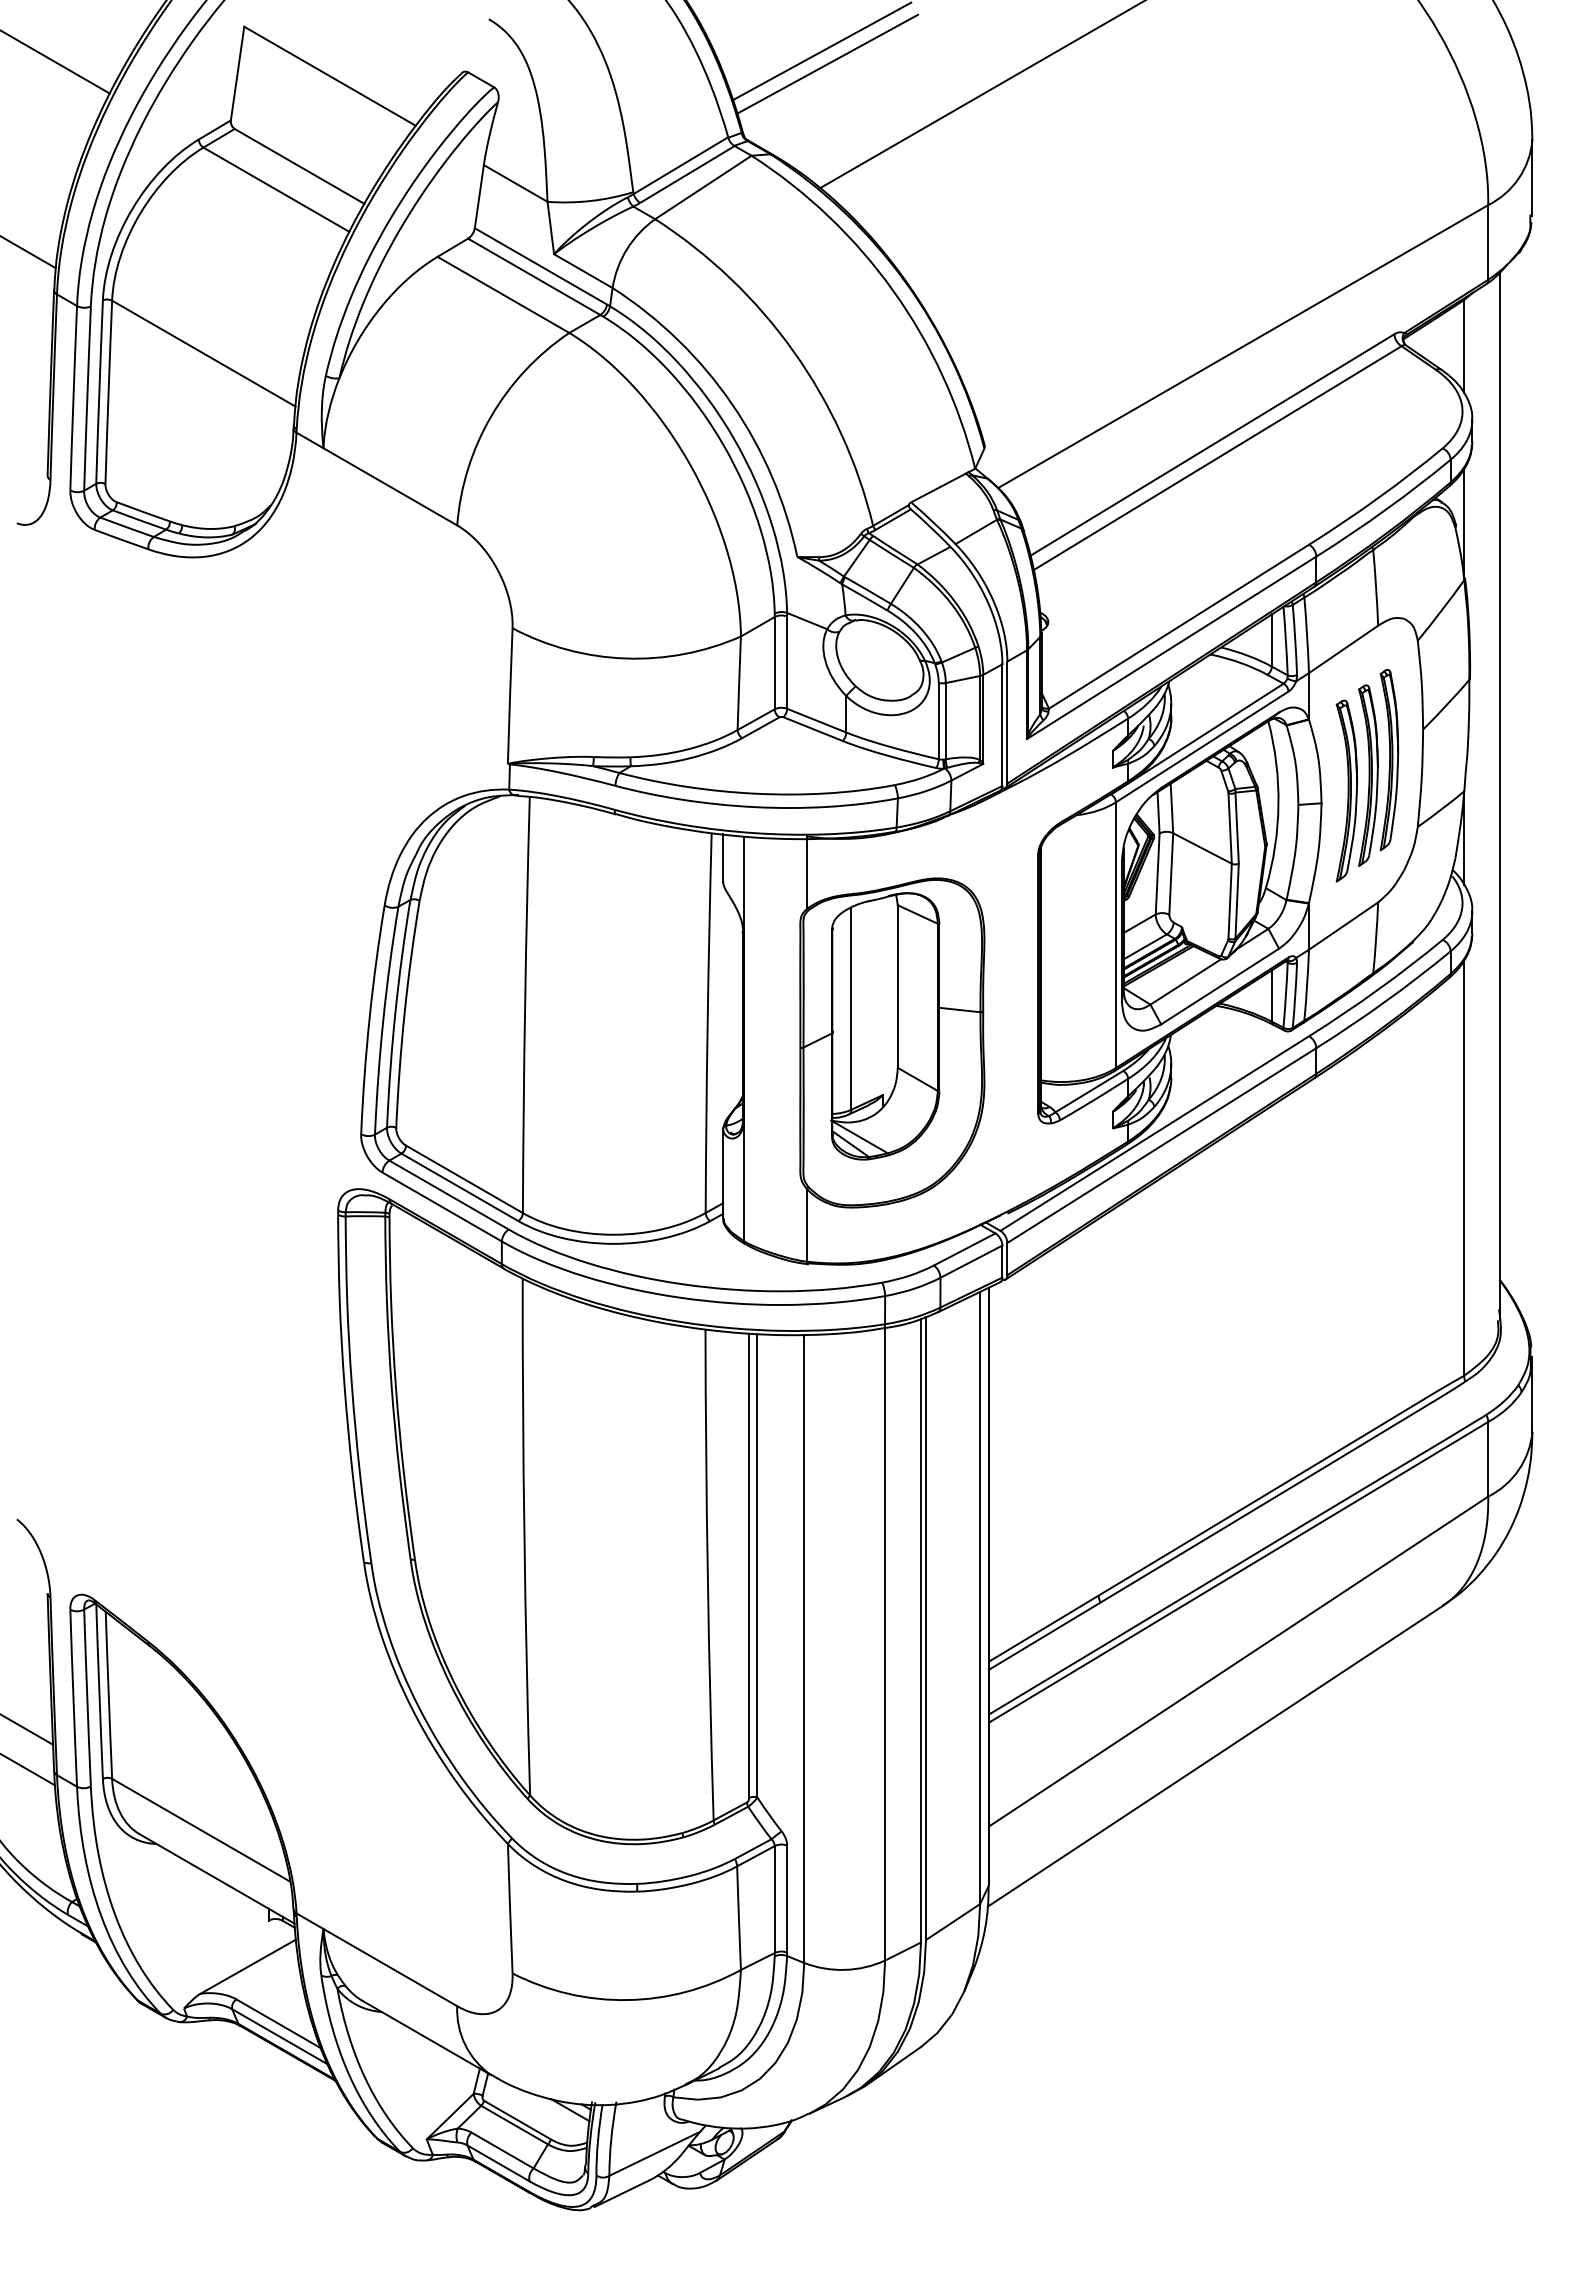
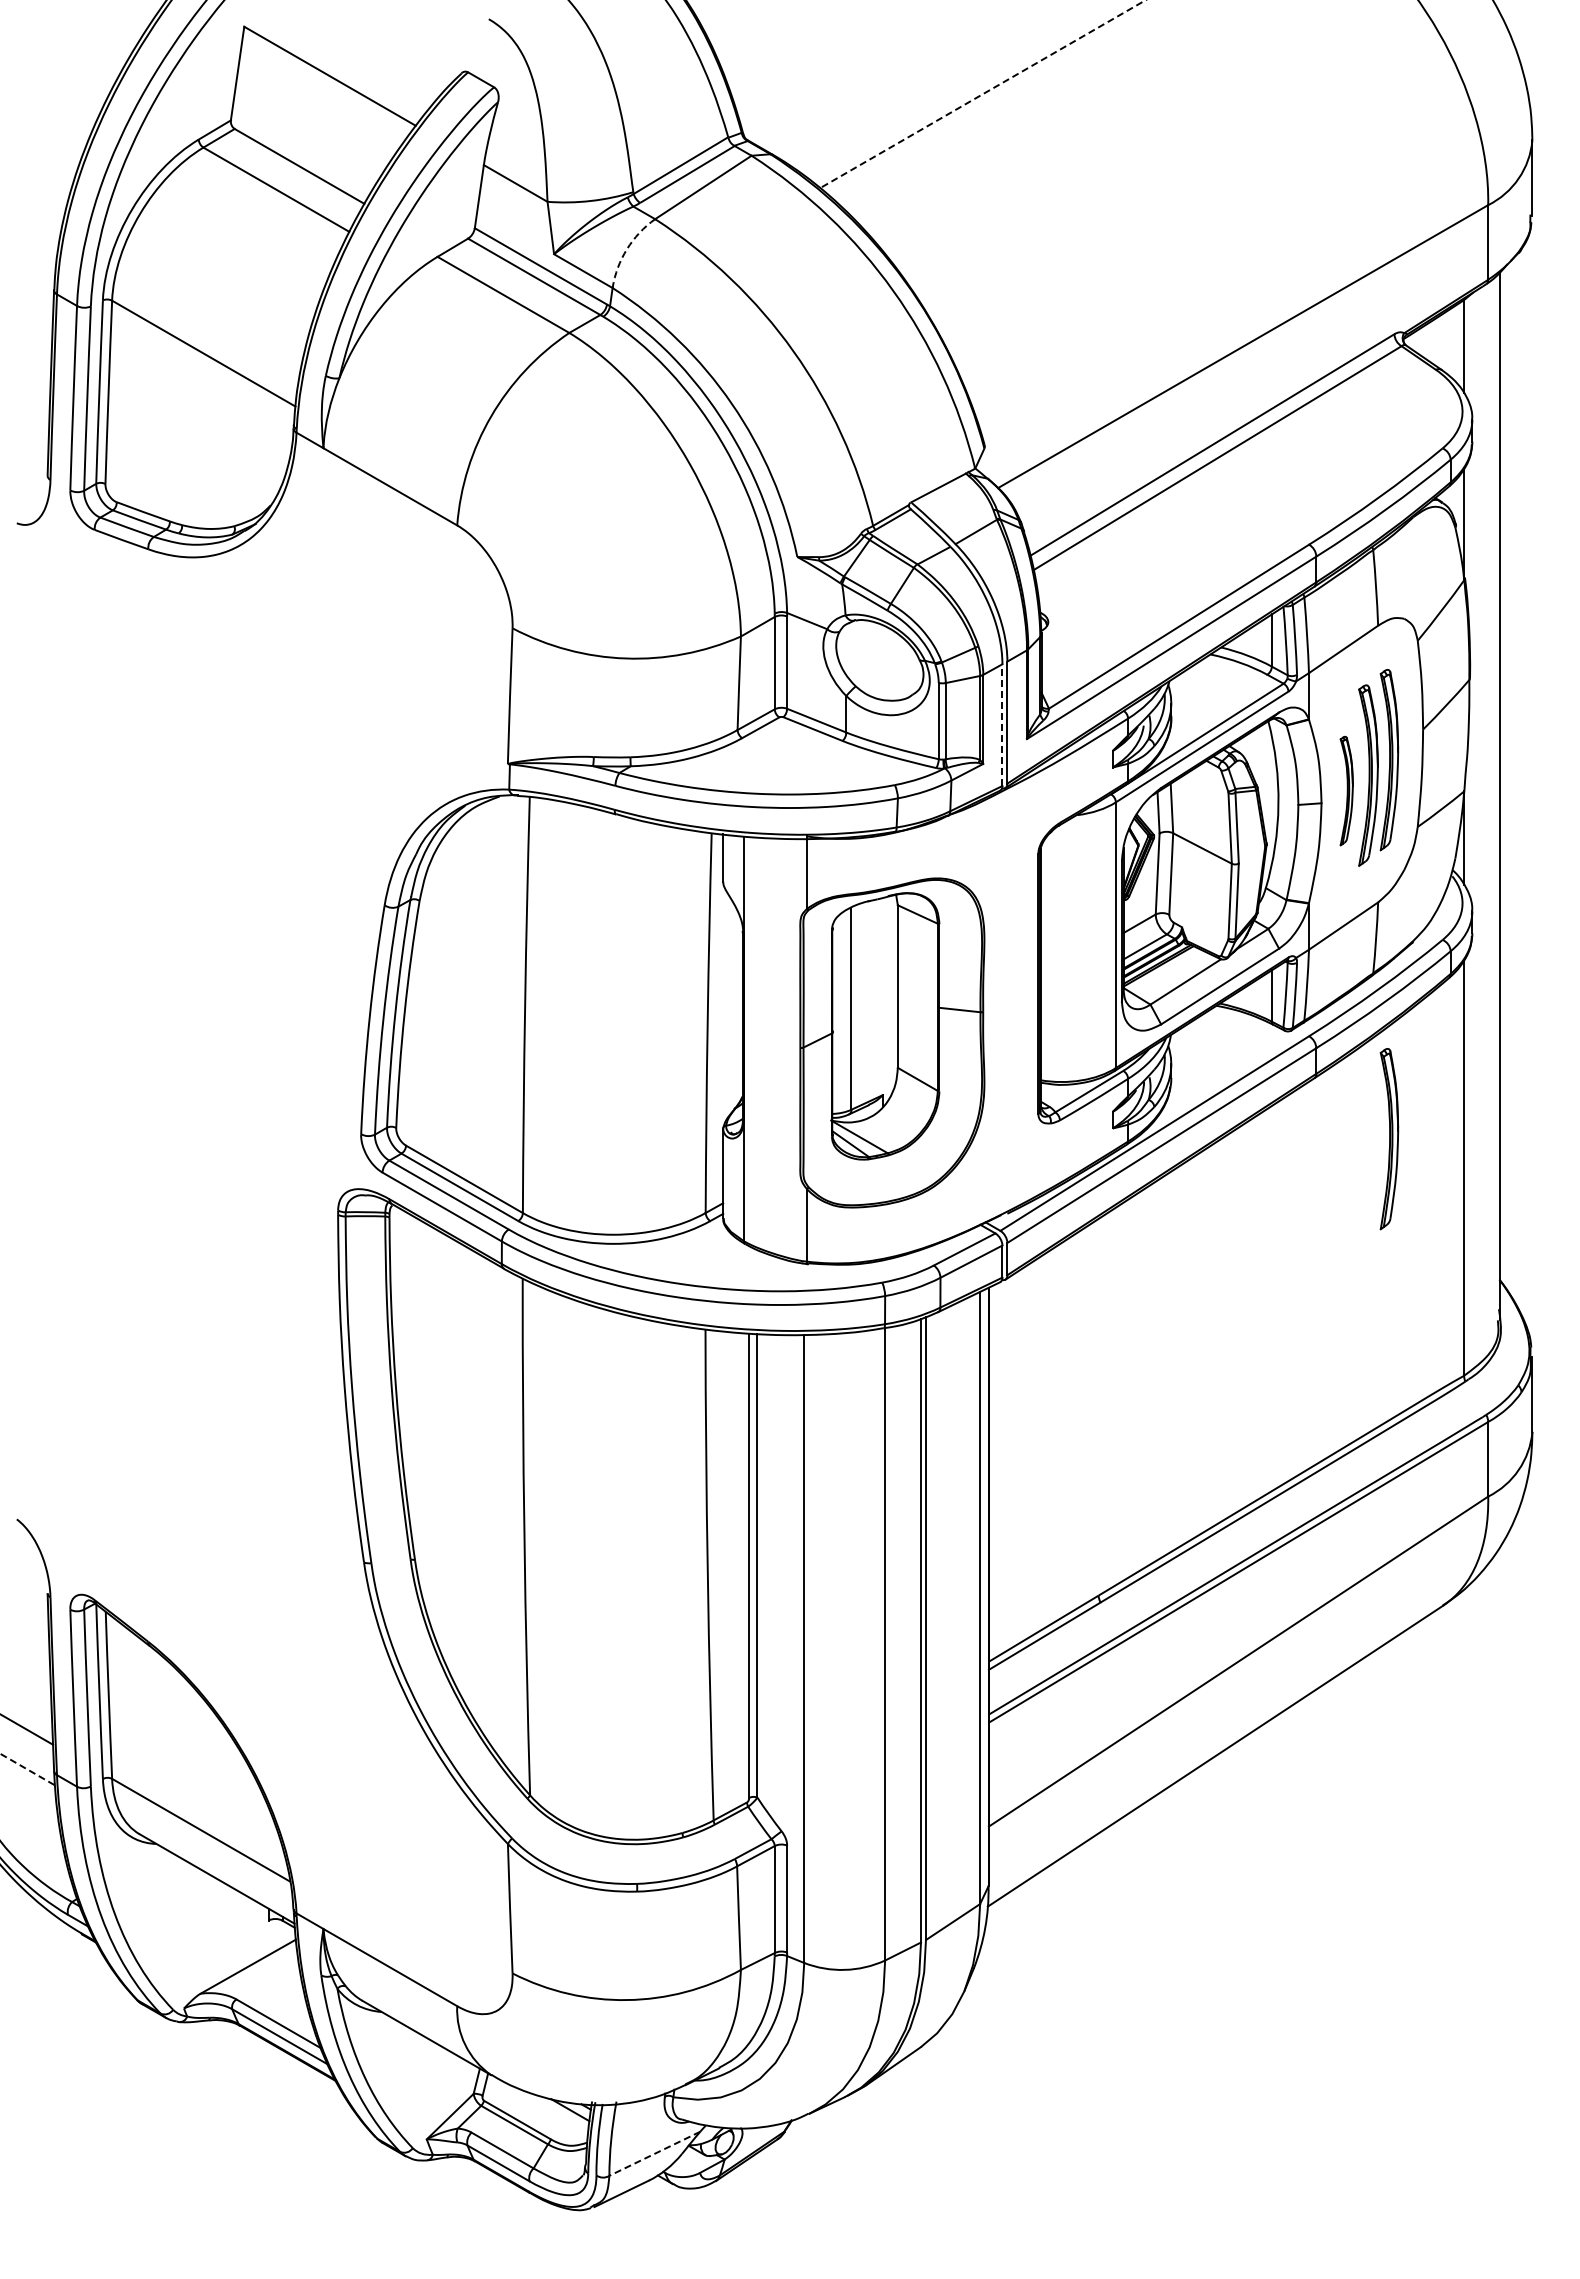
line: present -> none (822, 51)
line: present -> none (55, 62)
line: present -> none (827, 63)
line: solid -> dashed (982, 94)
arc: solid -> dashed (626, 249)
line: present -> none (28, 252)
line: solid -> dashed (1002, 725)
part size: 23x184 px -> 15x112 px (1346, 790)
part: none -> present (1389, 1139)
line: solid -> dashed (28, 1769)
line: solid -> dashed (654, 2154)
